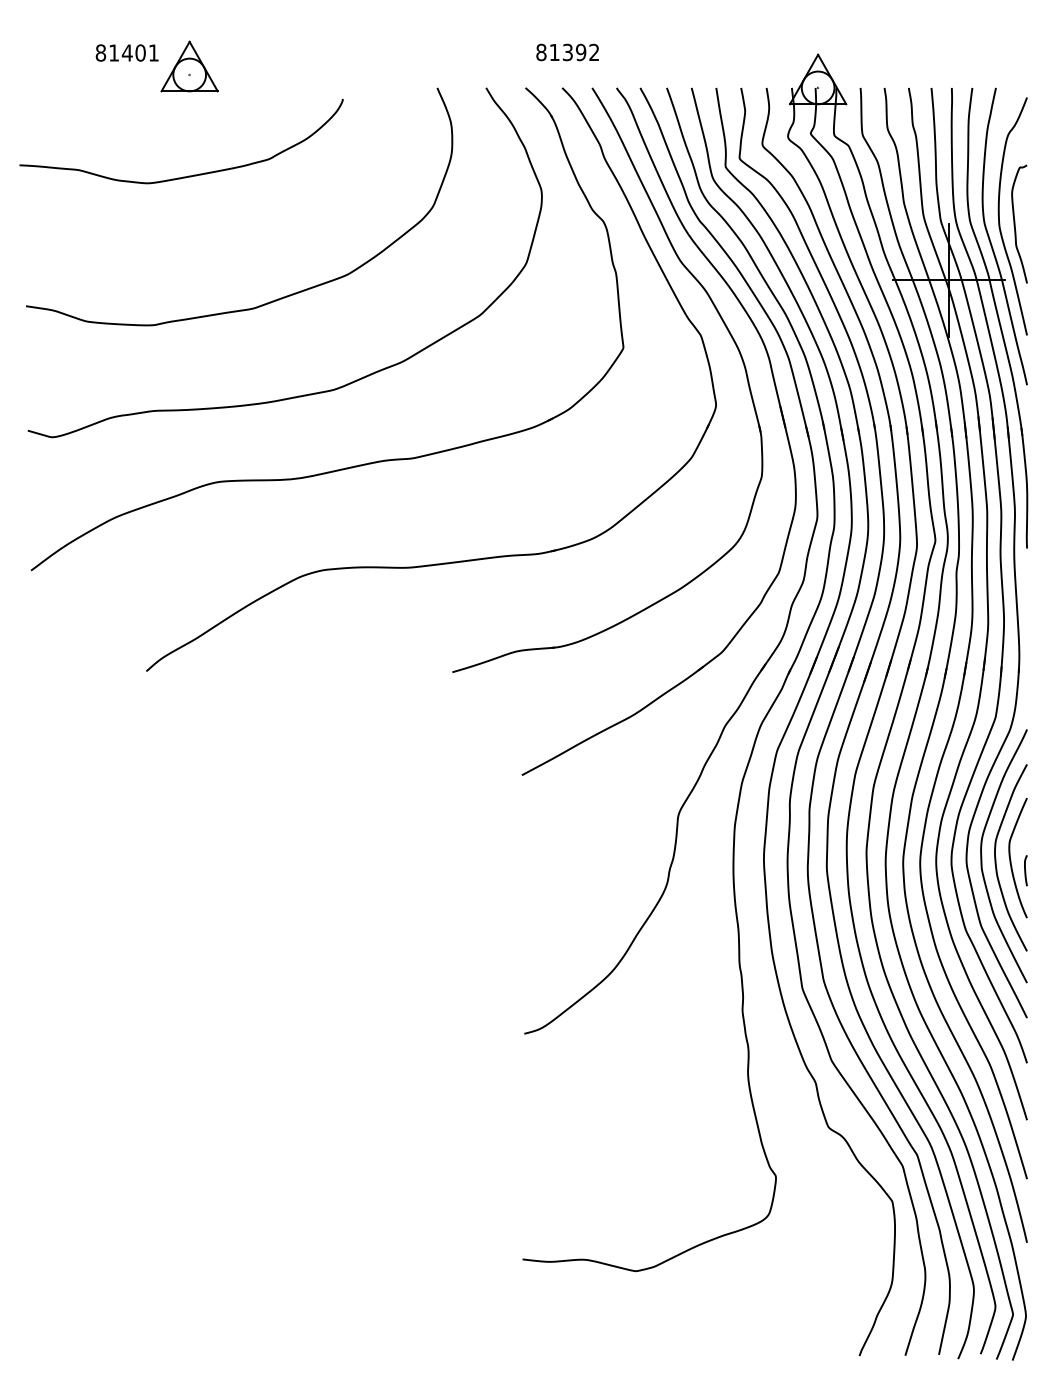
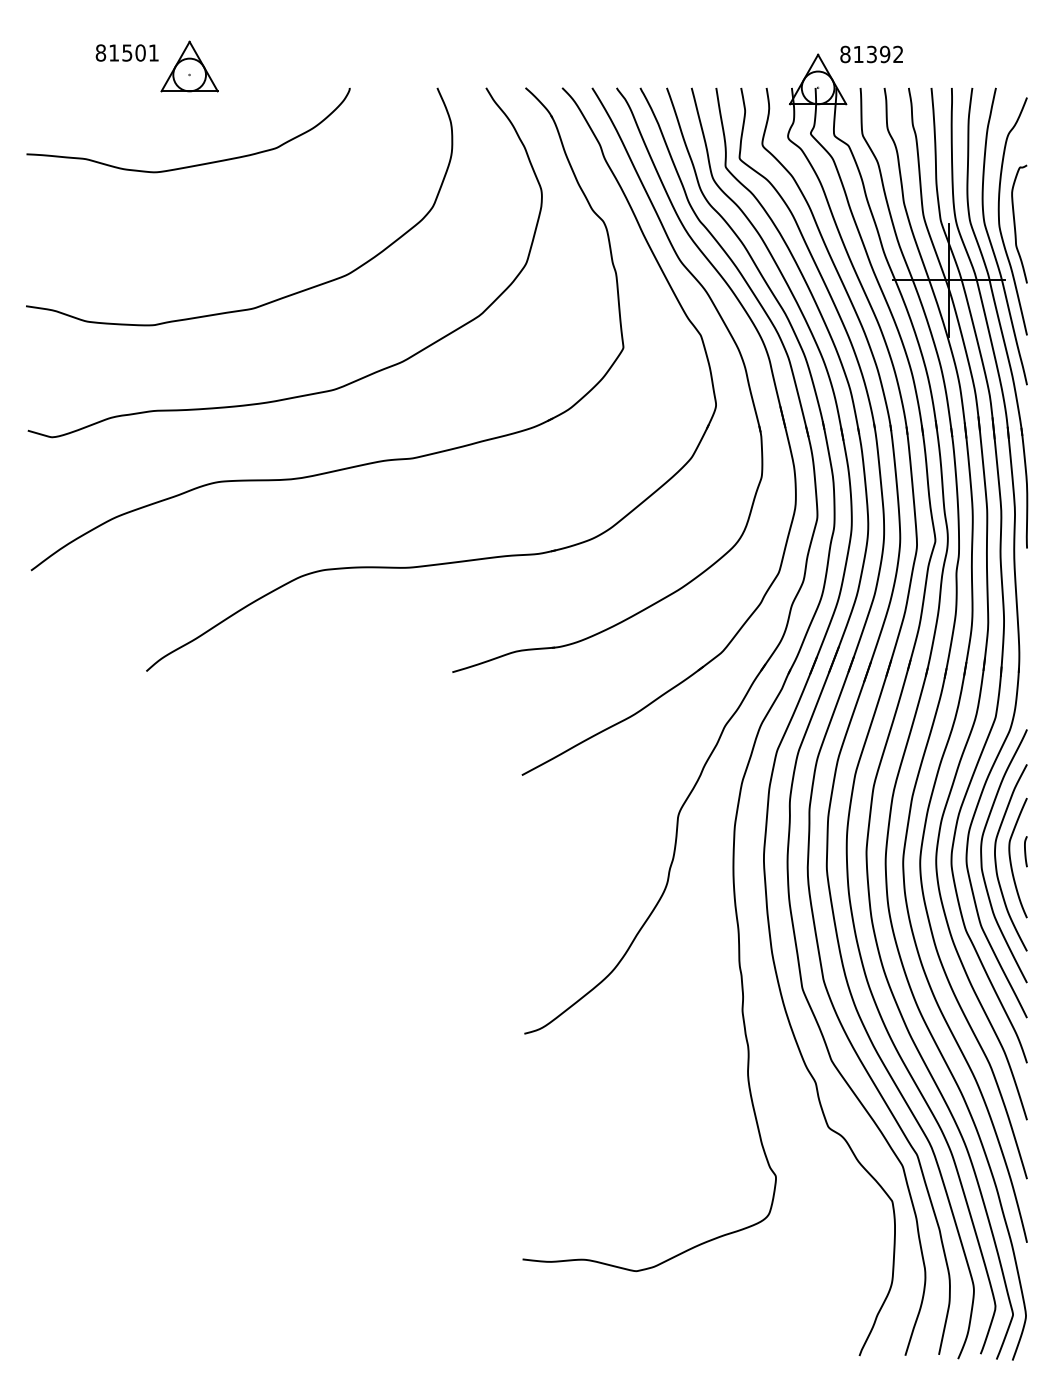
text: 81401 -> 81501 (126, 52)
text position: (567, 52) -> (871, 54) (871, 54)
curve position: (188, 175) -> (195, 164) (195, 164)
curve position: (1025, 870) -> (1025, 851) (1025, 851)
